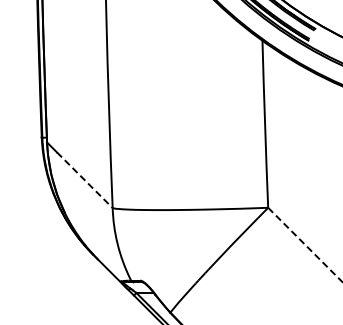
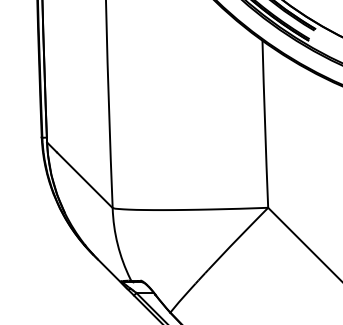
line: dashed -> solid (85, 180)
line: dashed -> solid (305, 245)
